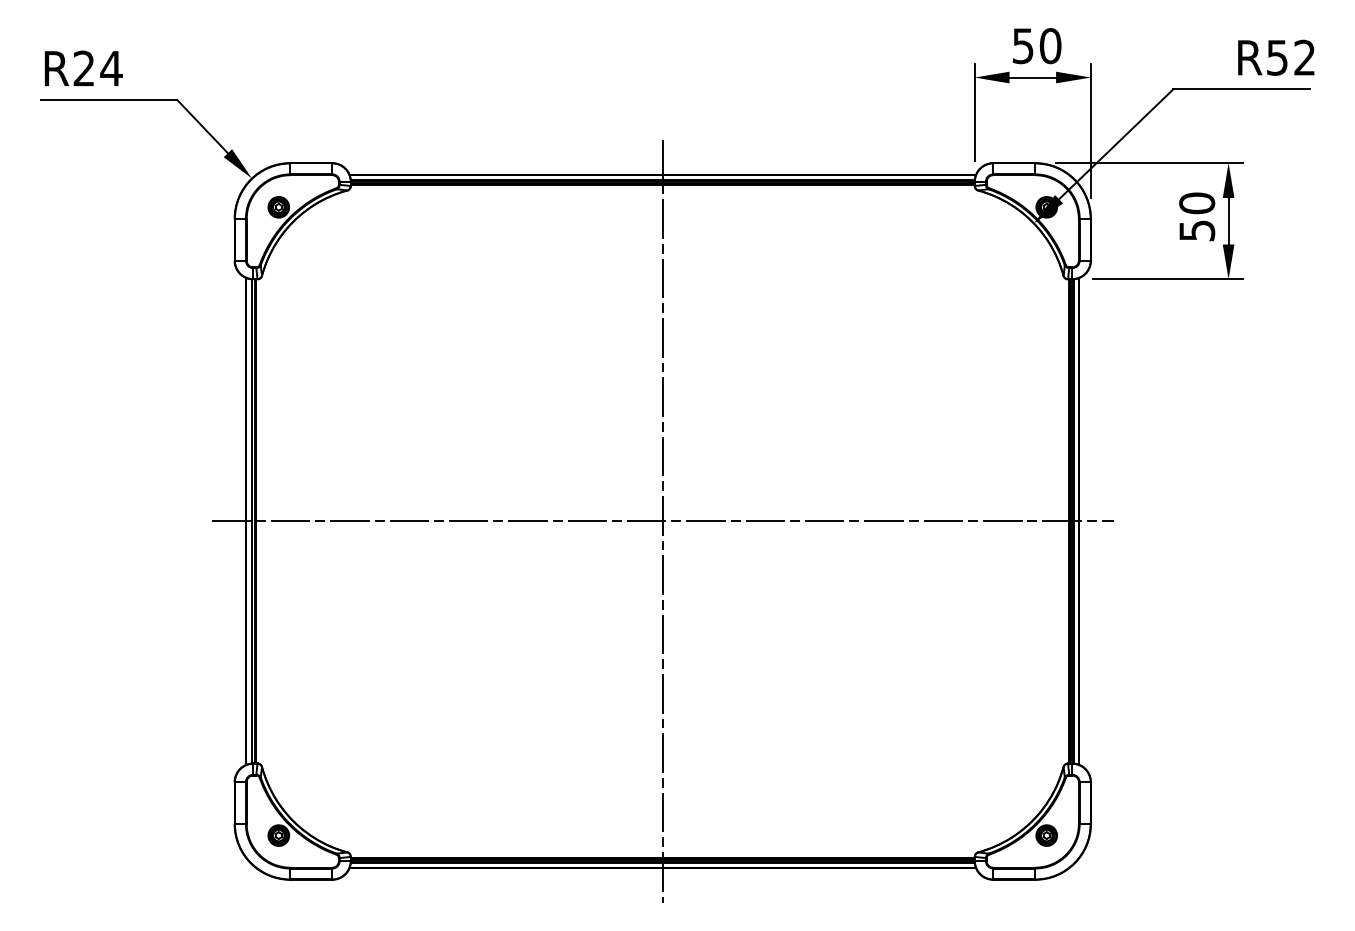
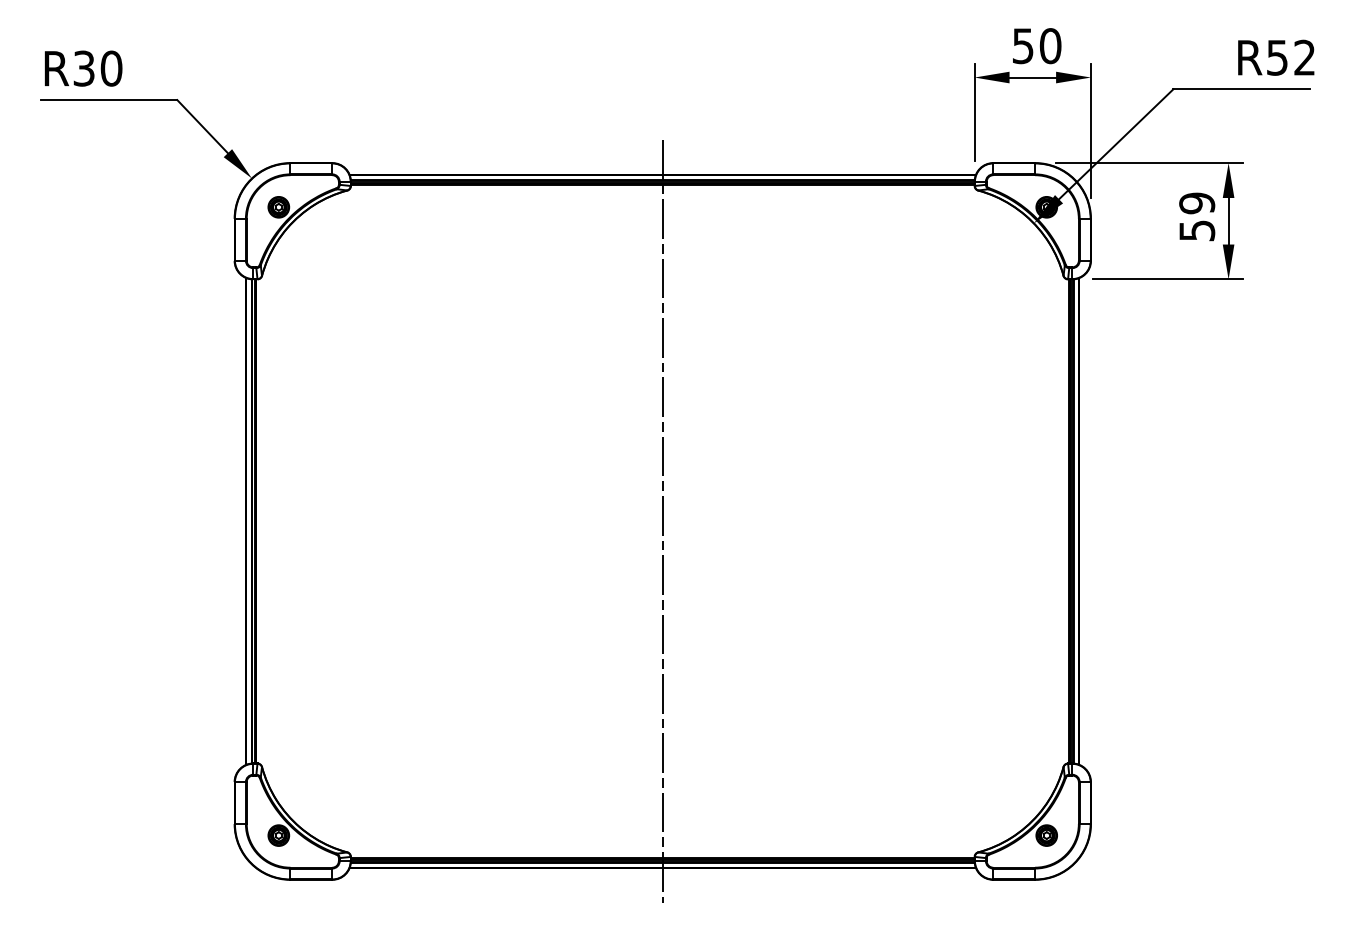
text: R24 -> R30 (97, 68)
text: 50 -> 59 (1197, 203)
line: present -> none (662, 521)
